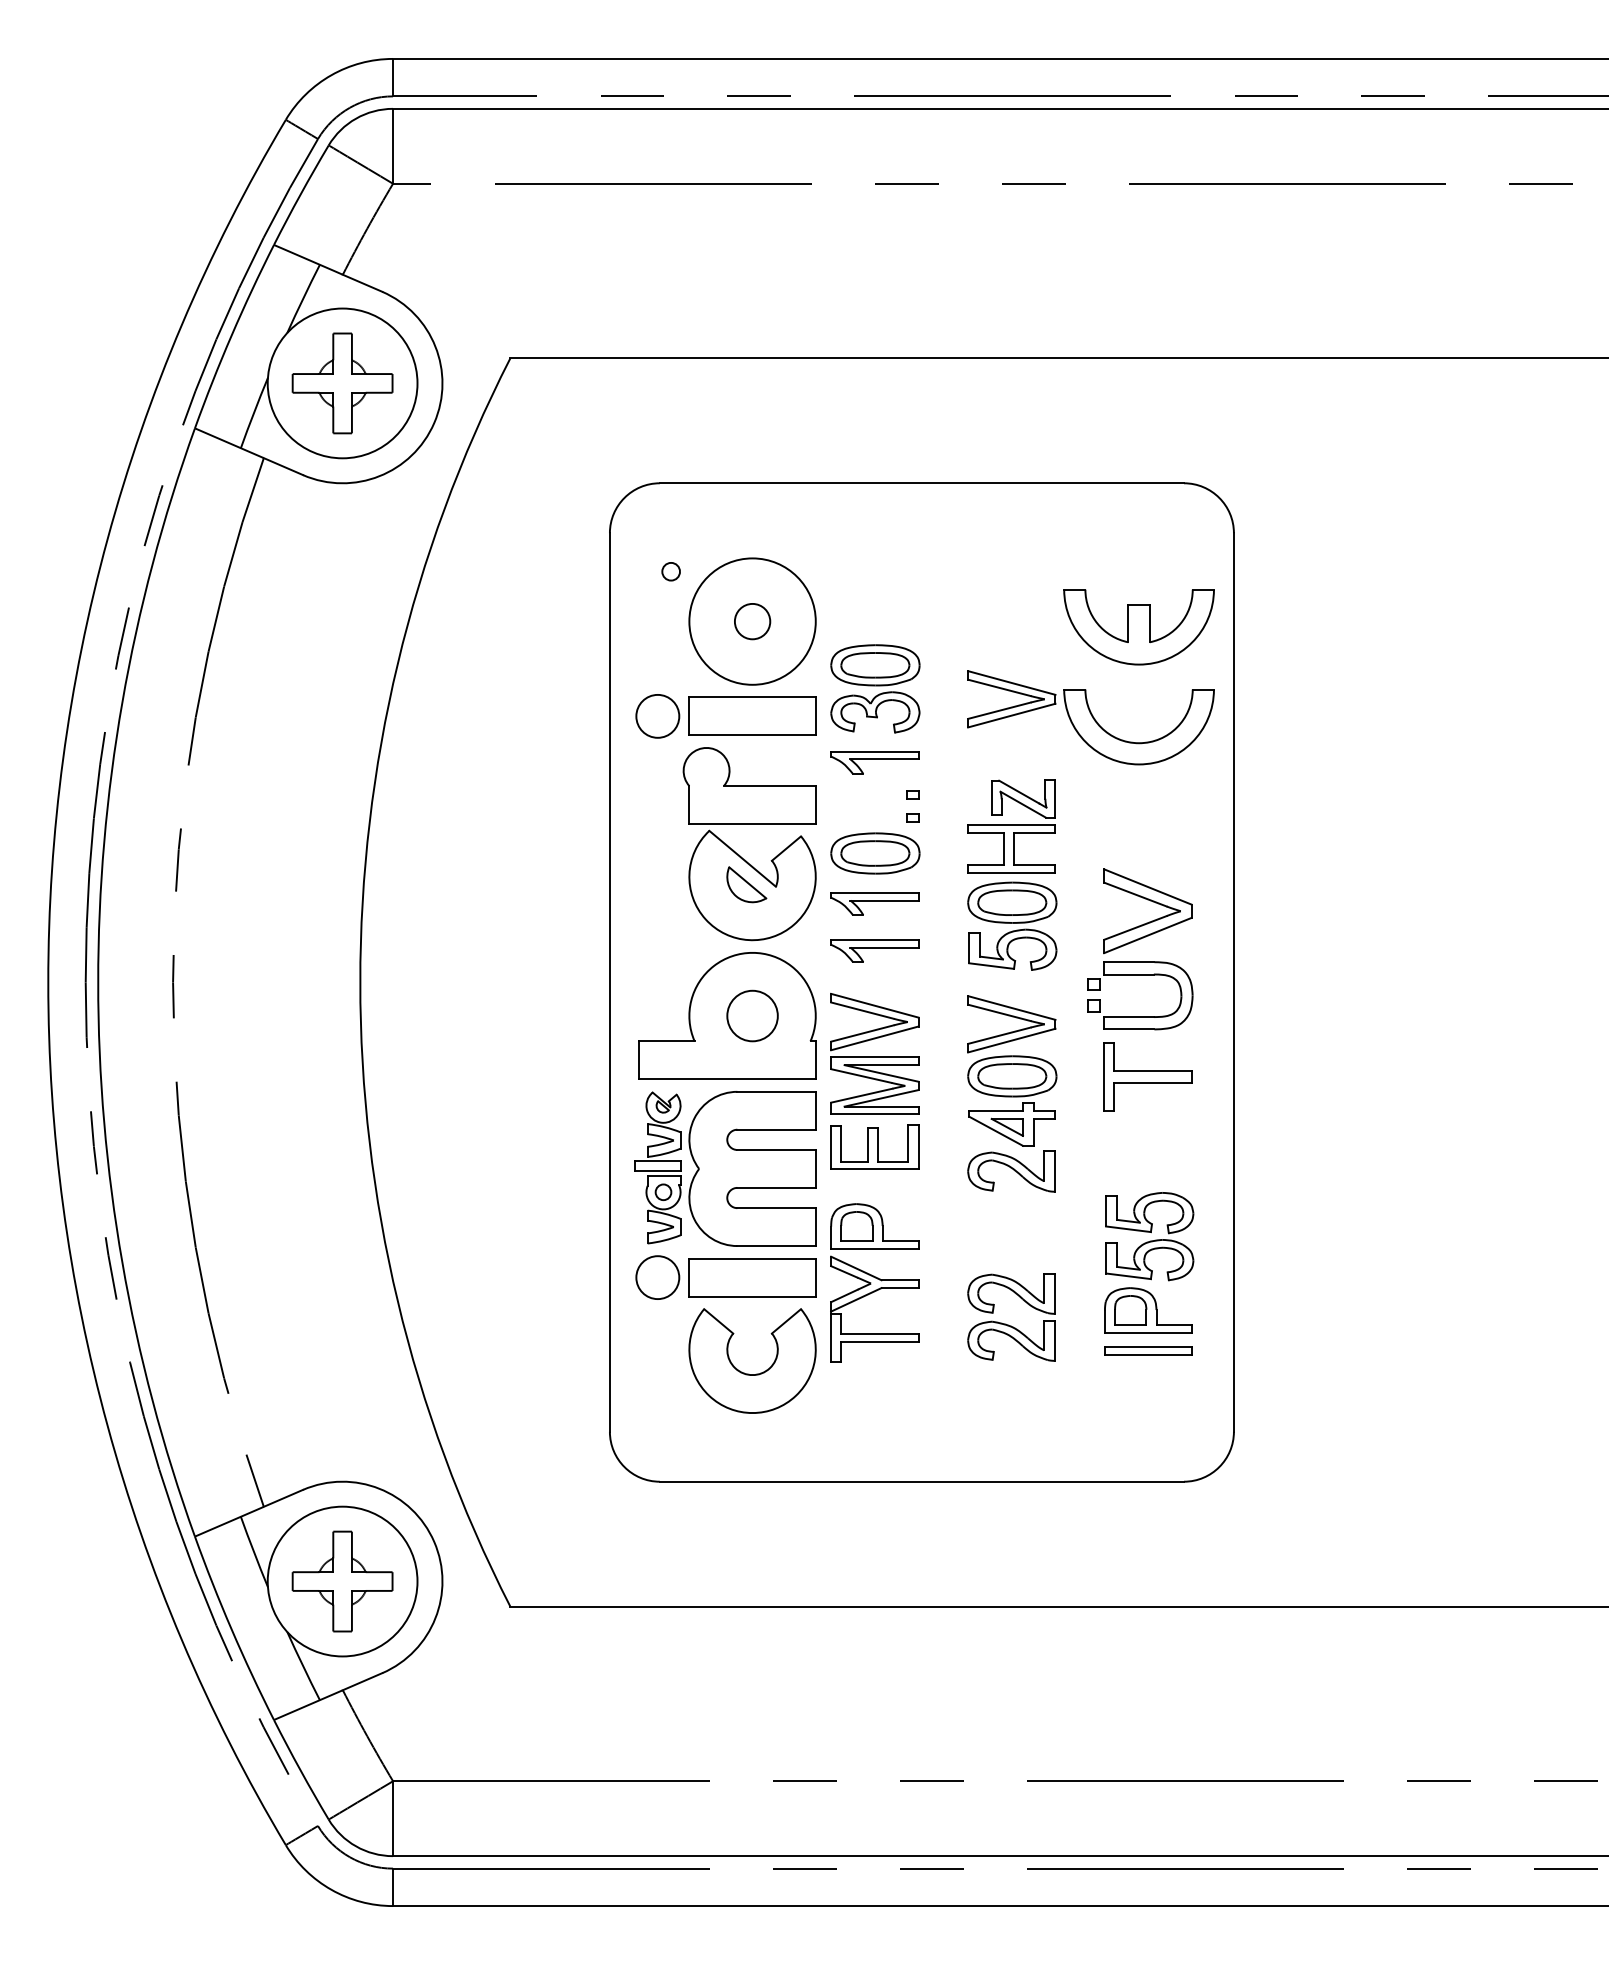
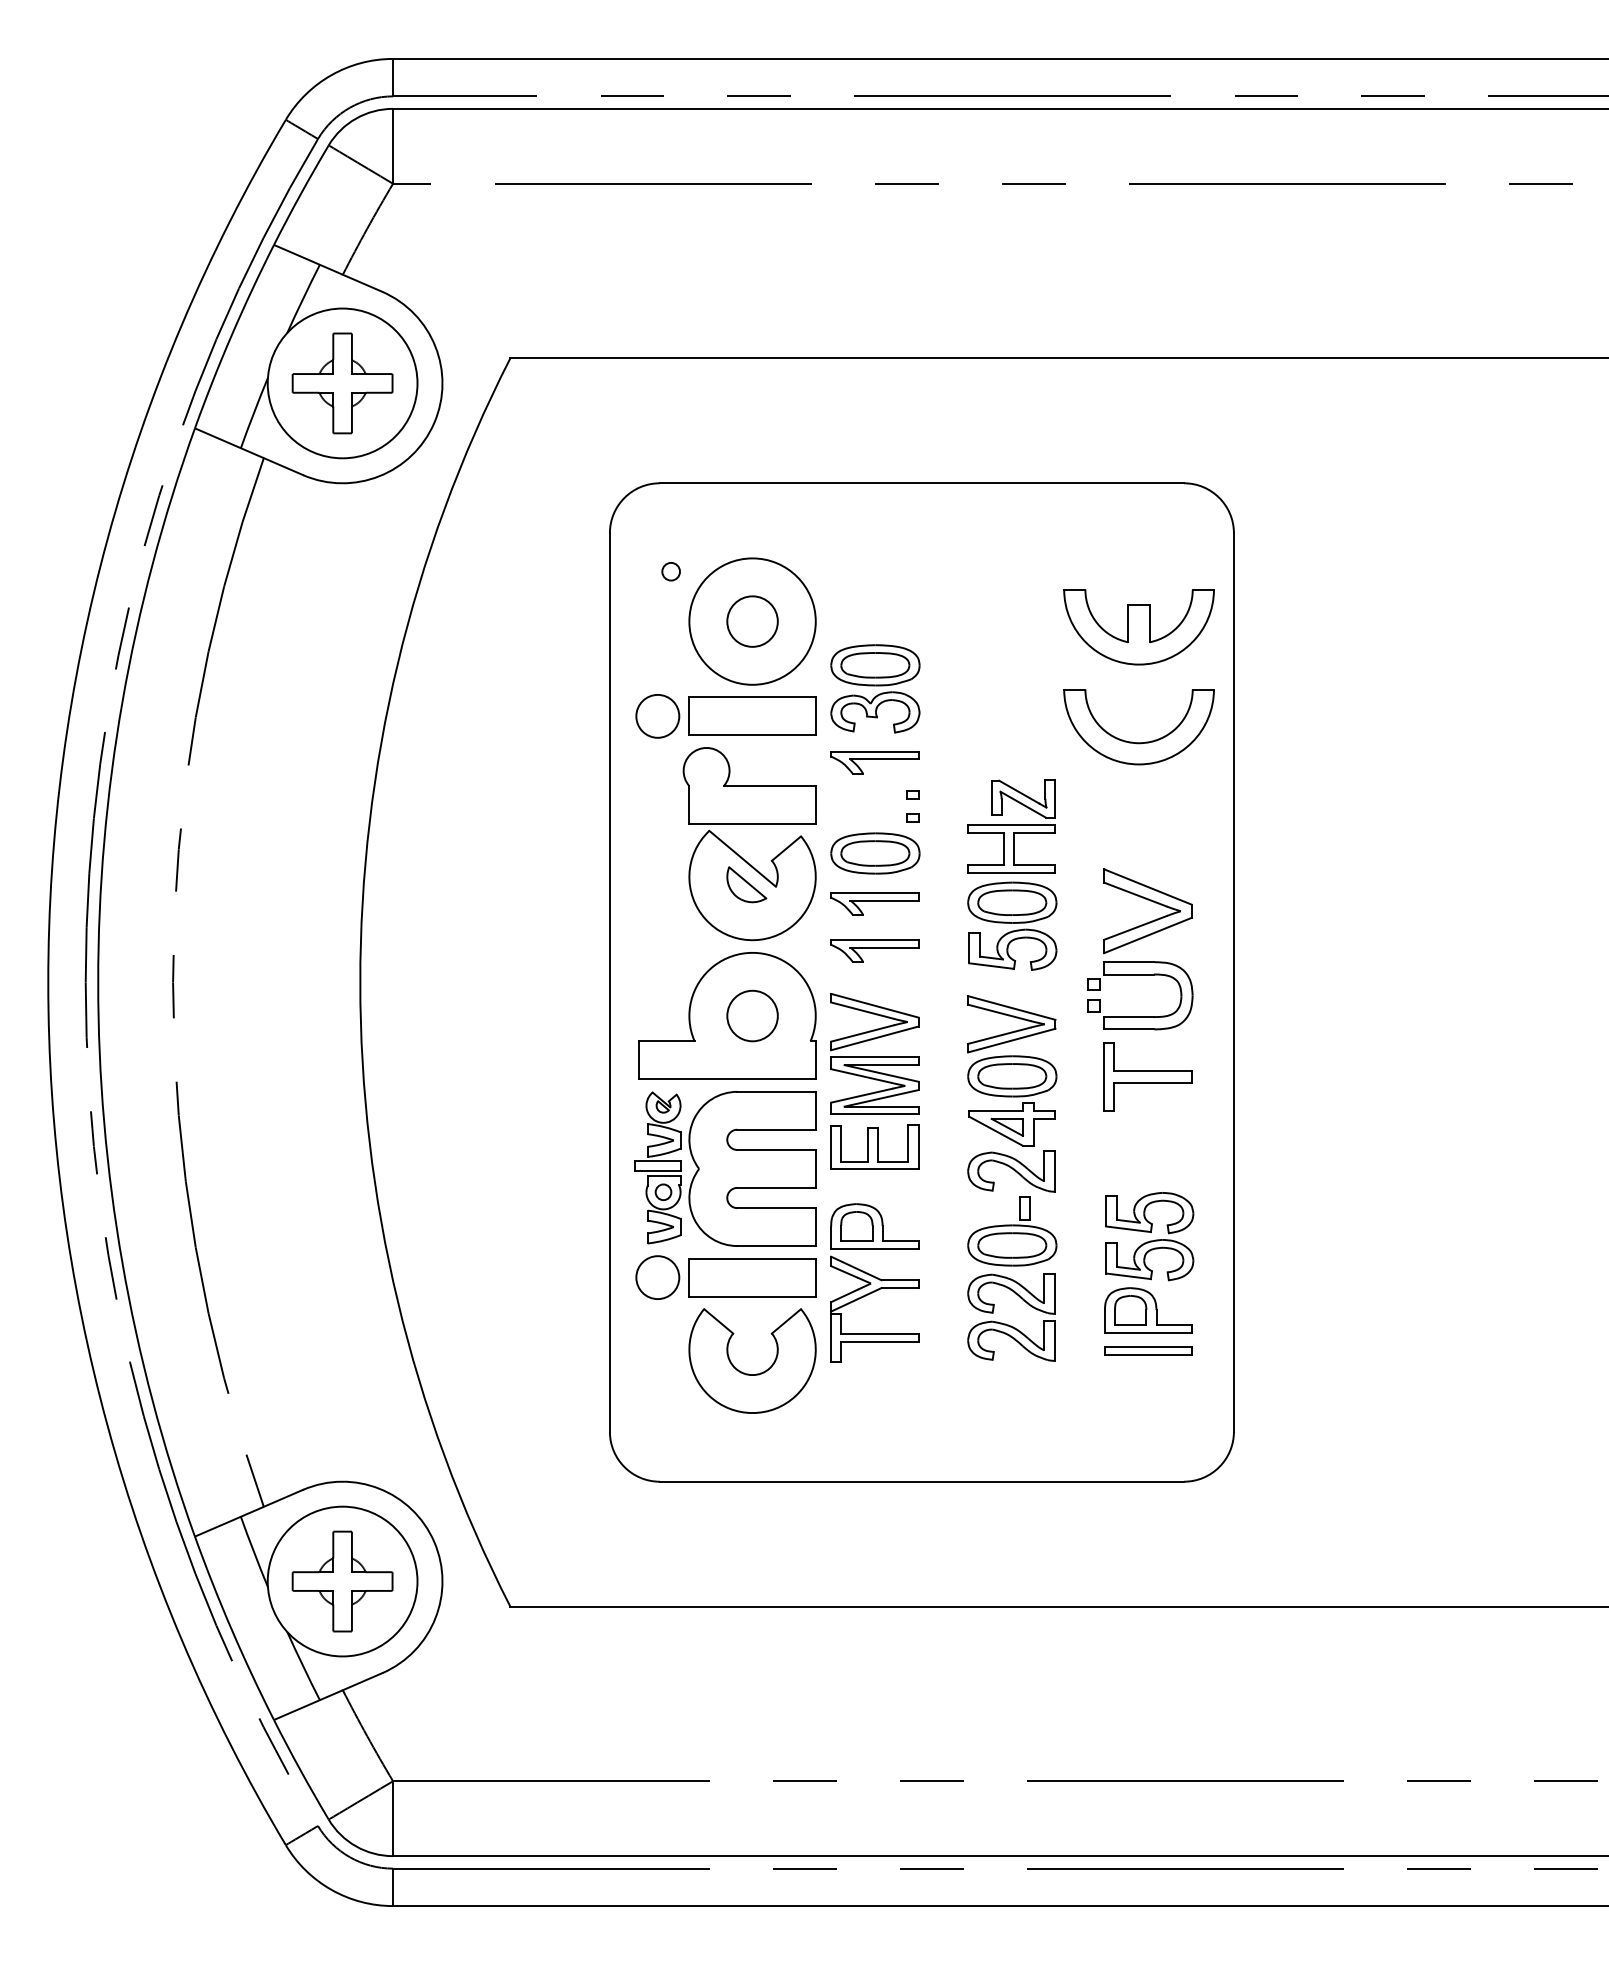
circle diameter: 35 px -> 51 px (752, 621)
part: present -> none (1014, 705)
part: none -> present (1012, 1231)
